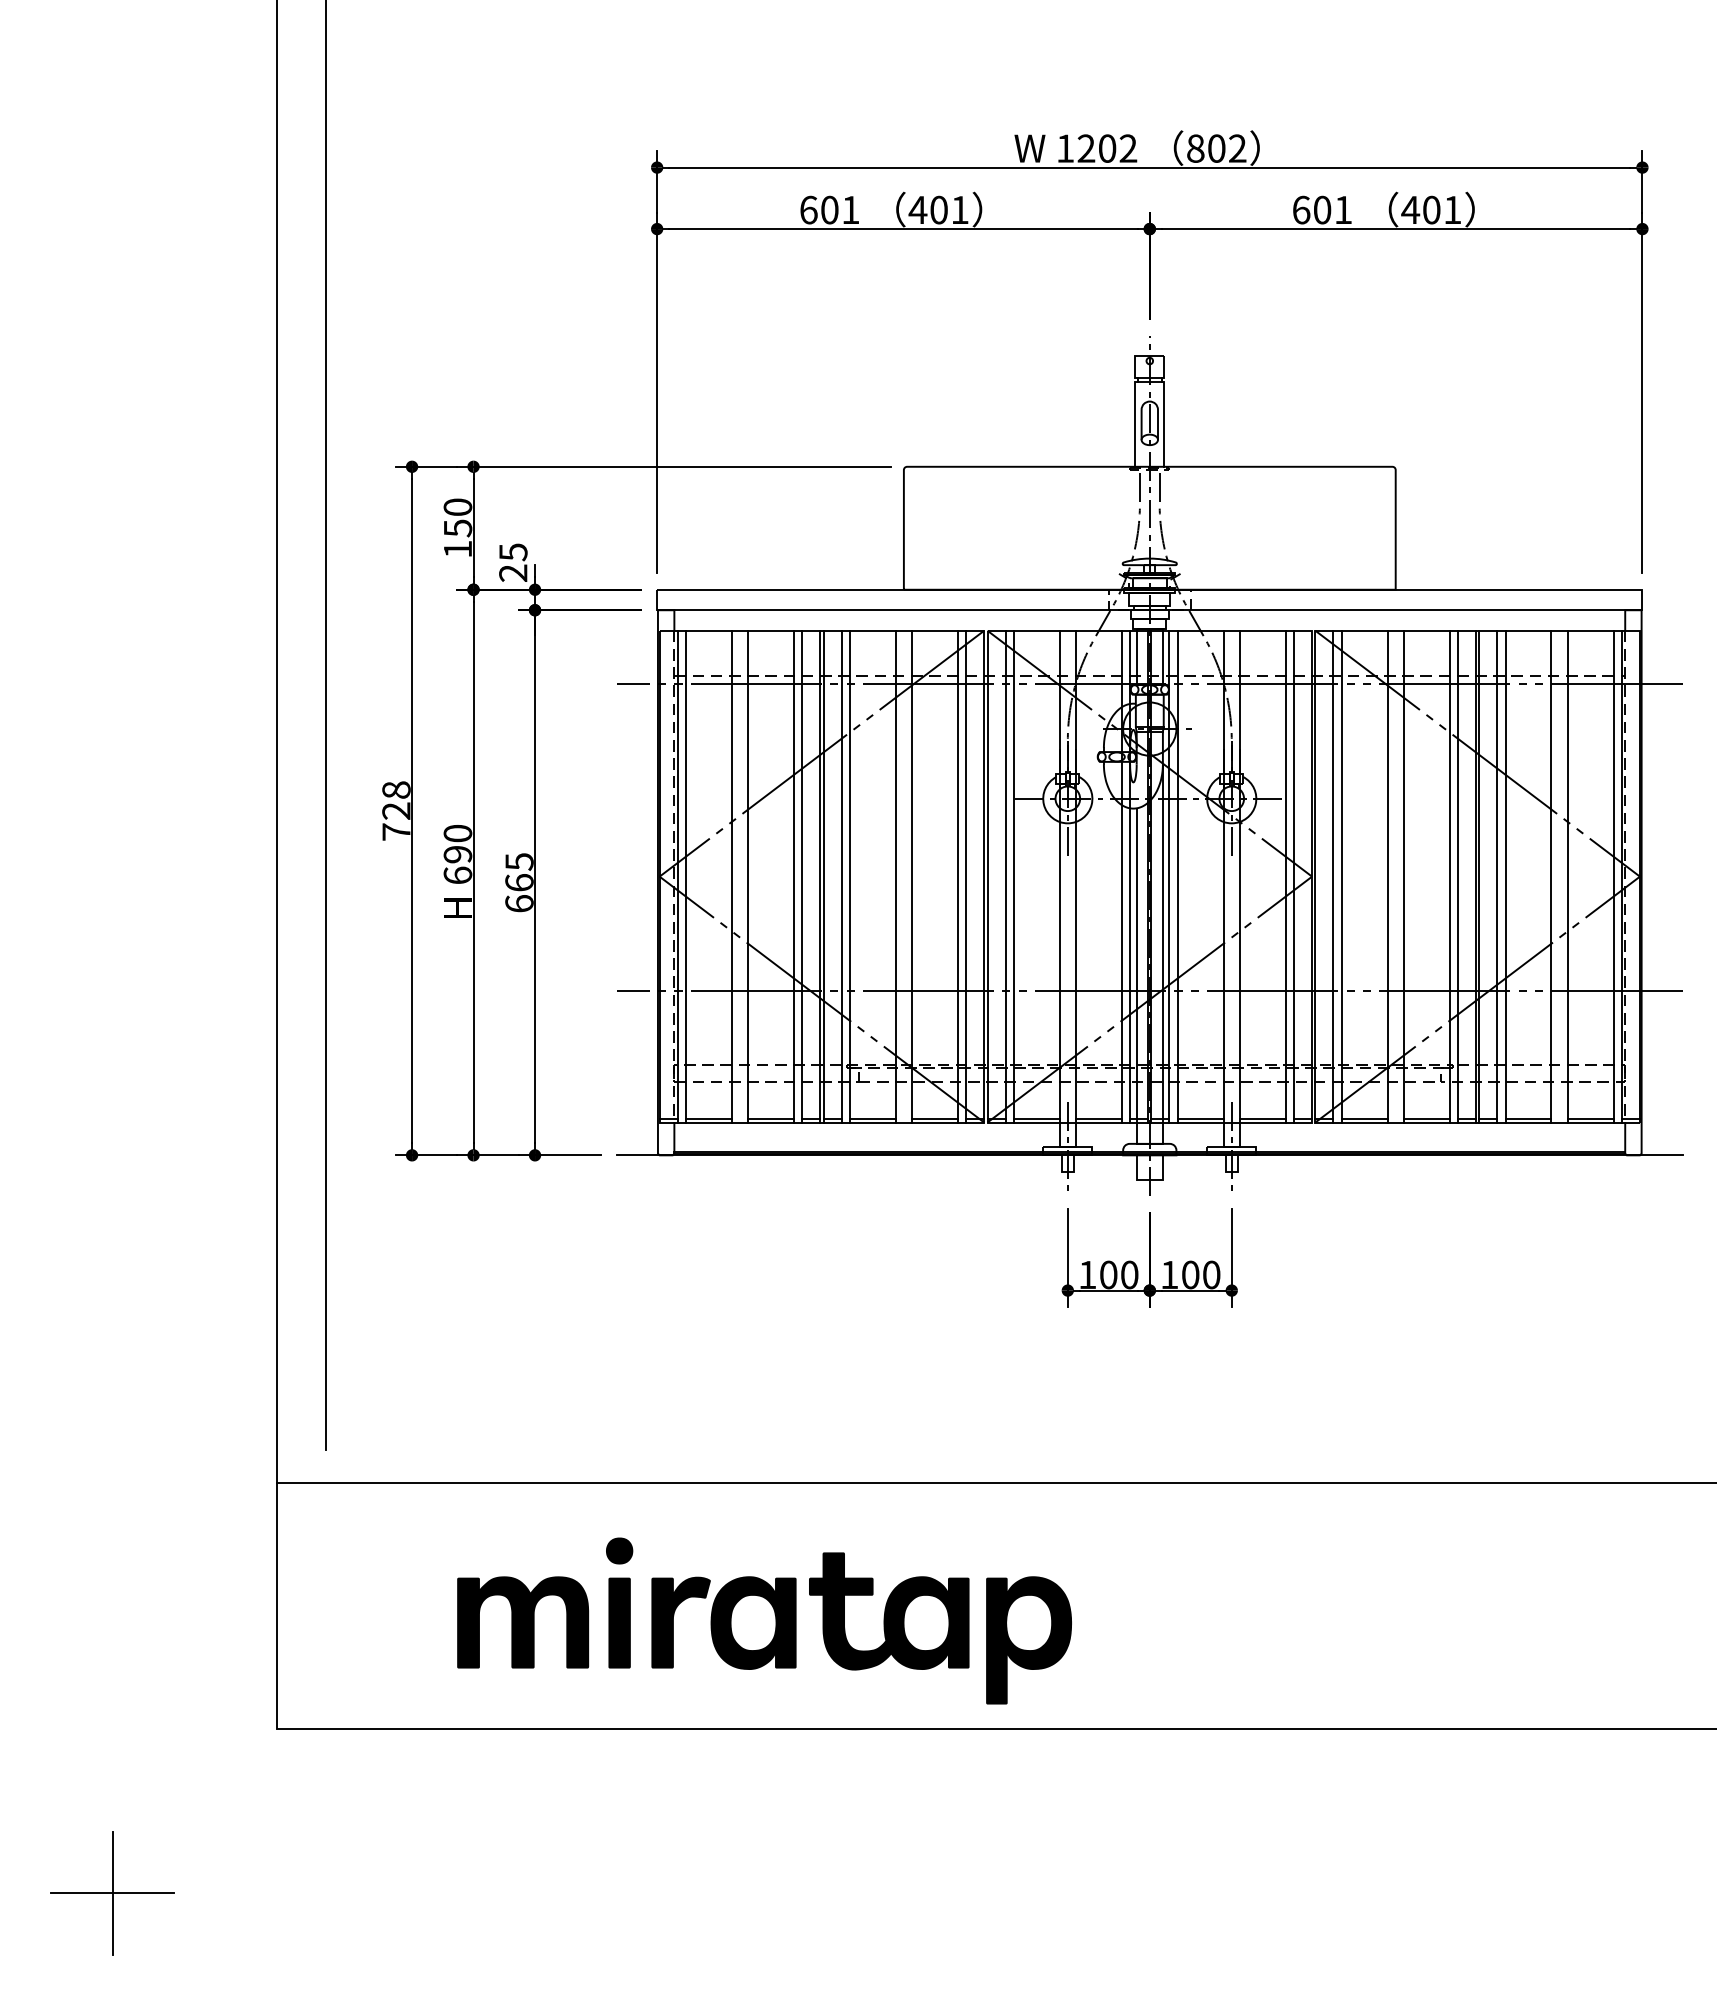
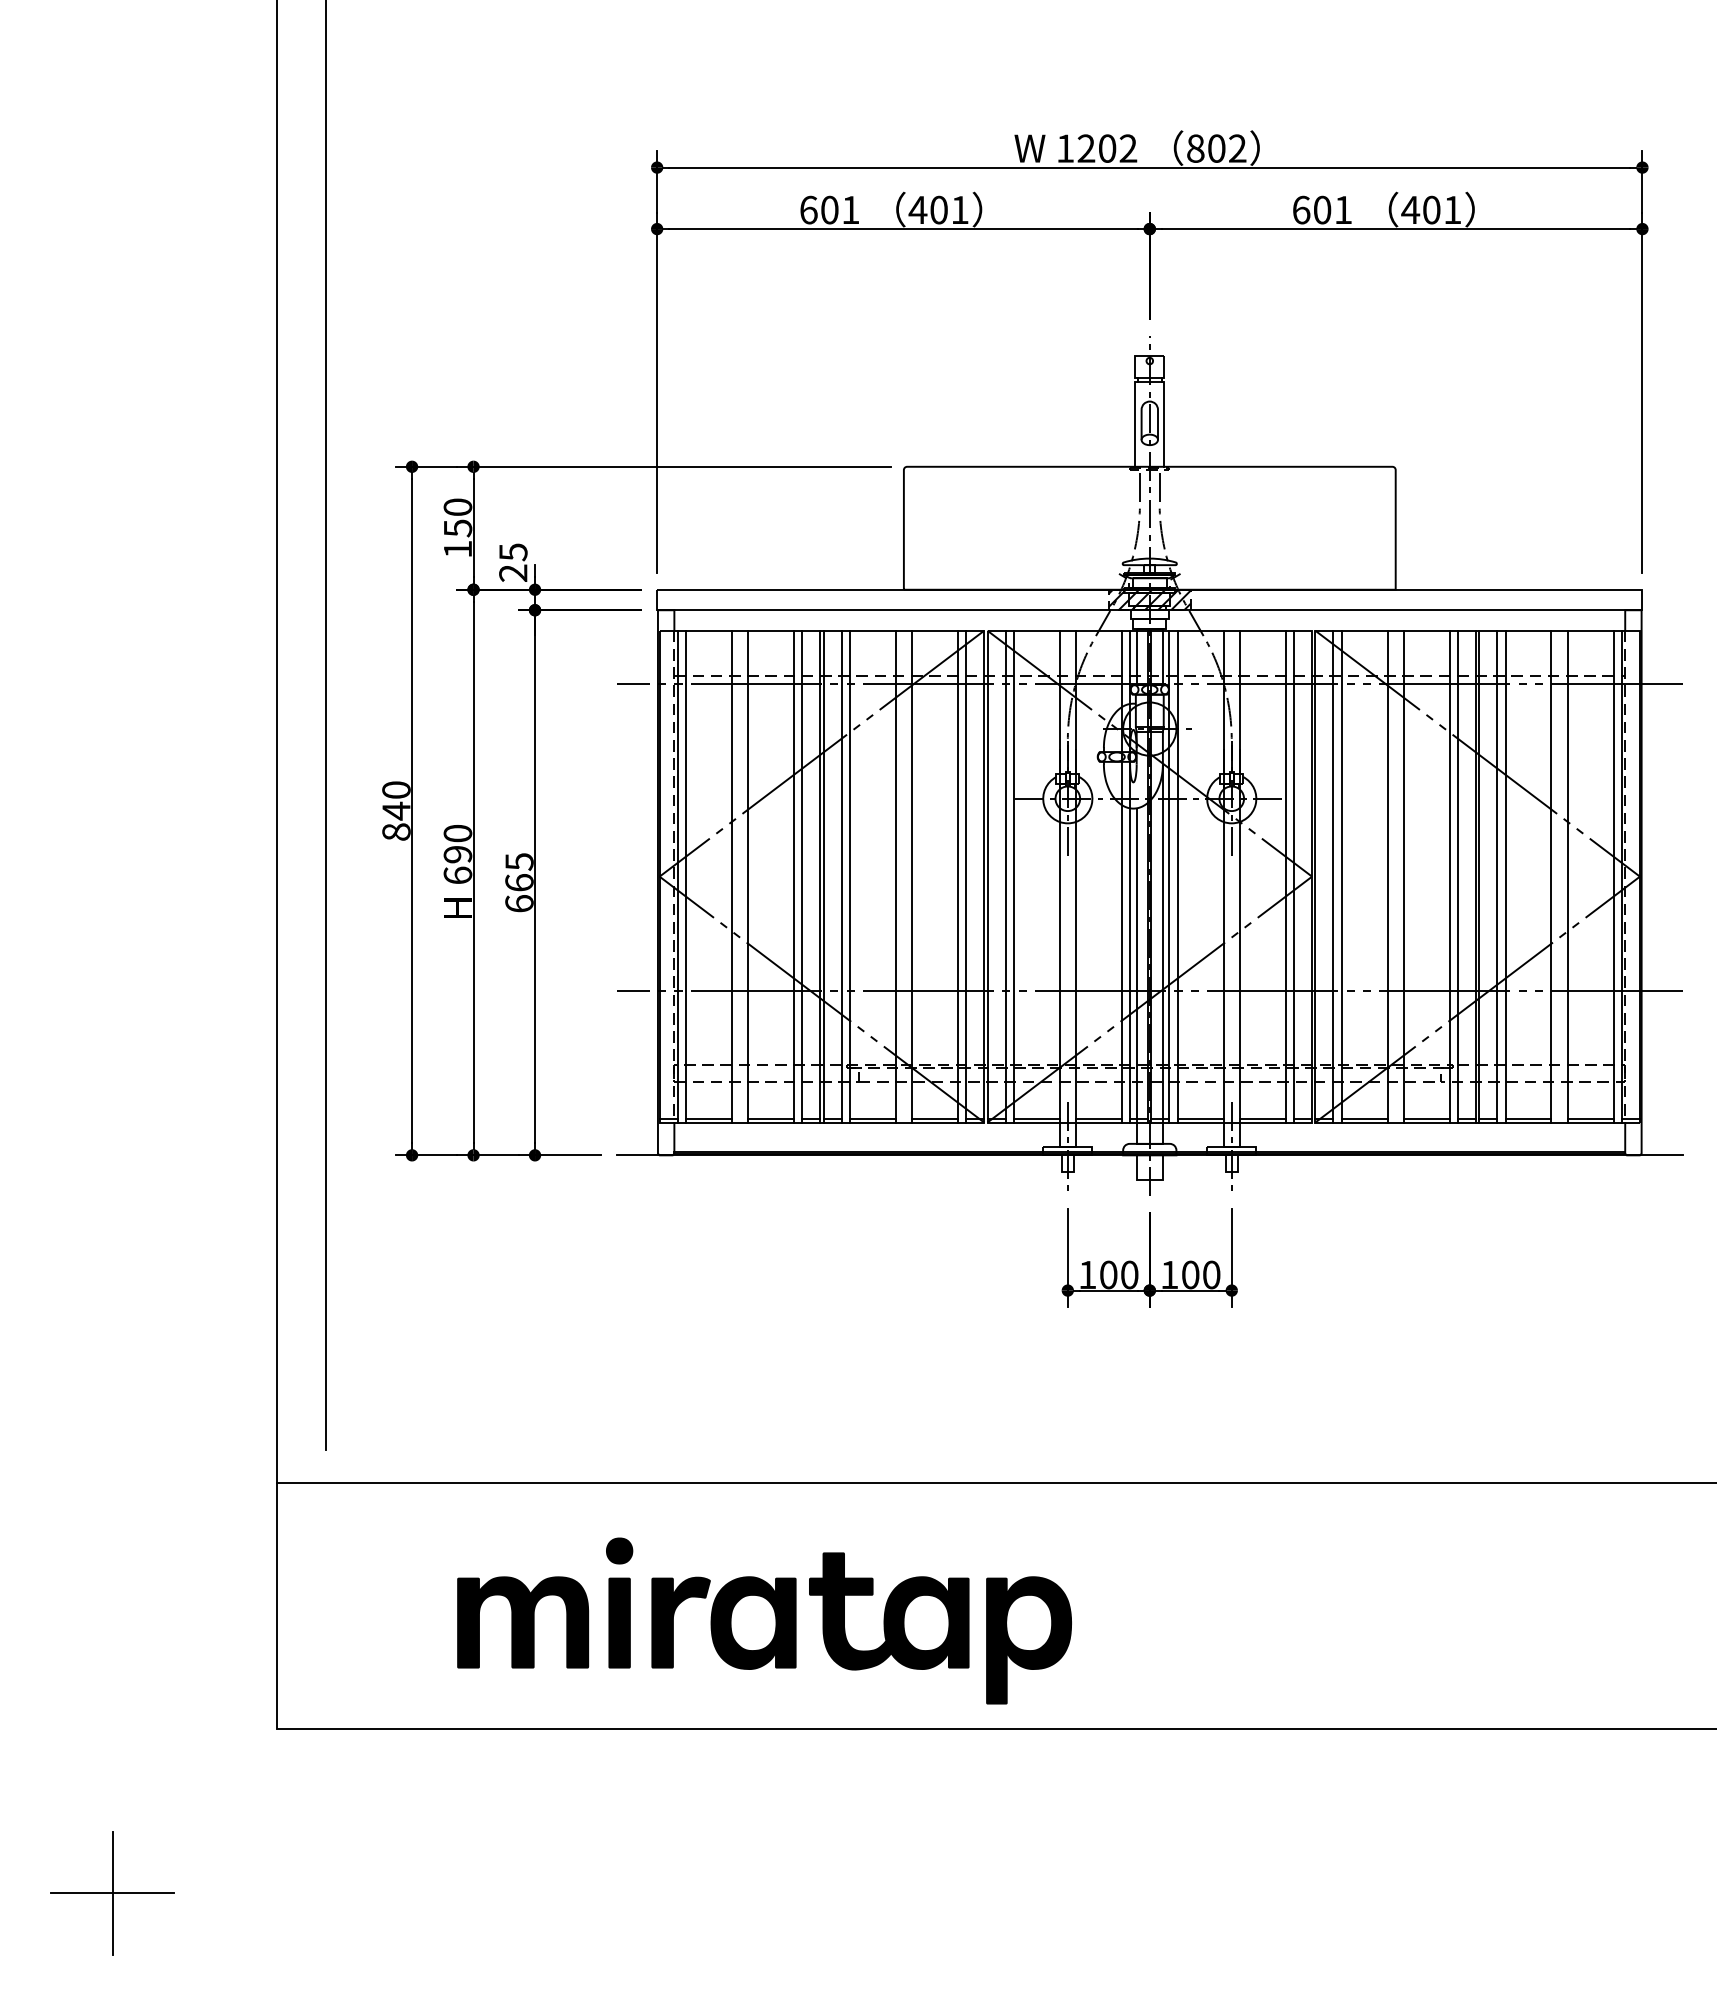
hatch: none -> present (1149, 599)
text: 728 -> 840 (396, 810)
